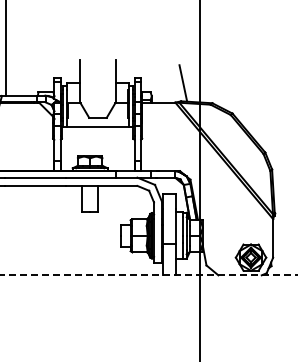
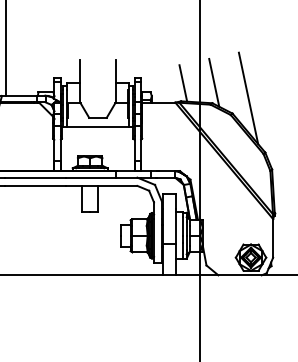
line: none -> present (214, 82)
line: none -> present (248, 98)
line: dashed -> solid (148, 275)
